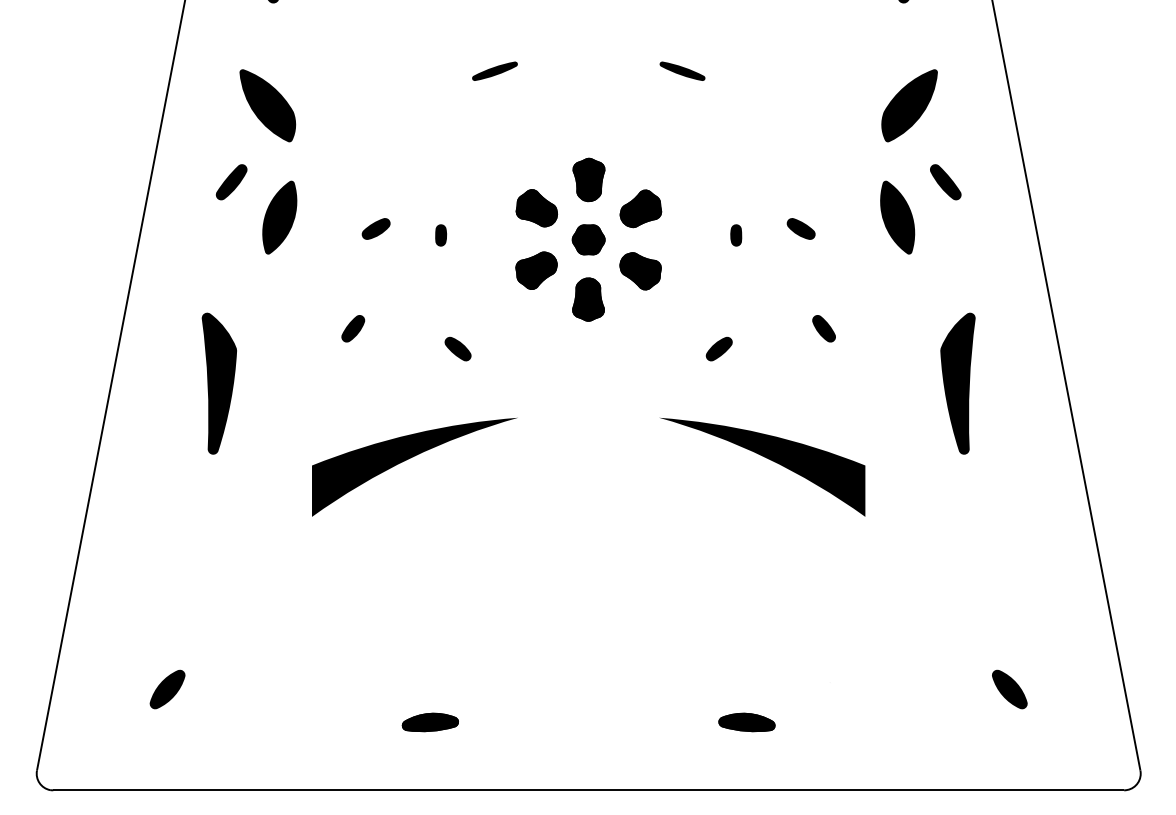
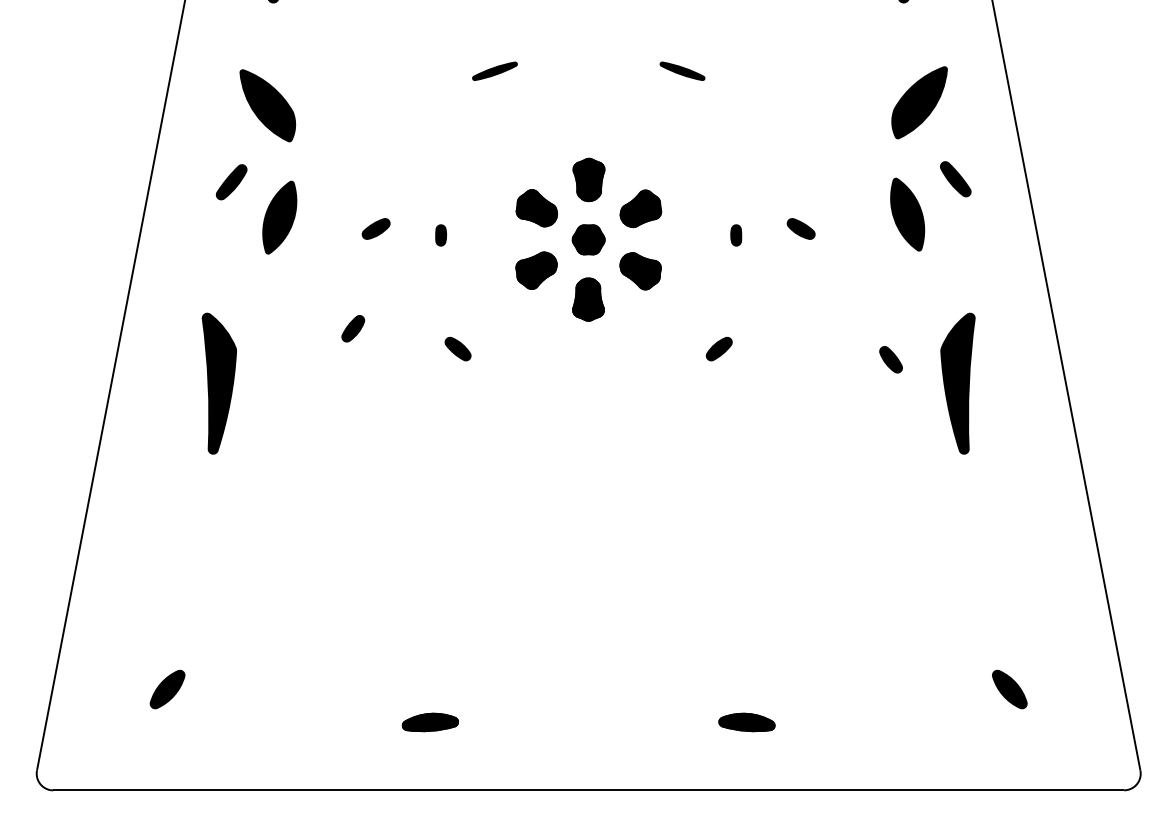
part position: (930, 167) -> (940, 164) (940, 164)
part position: (823, 328) -> (890, 359) (890, 359)
fill: present -> none (415, 466)
fill: present -> none (761, 466)
